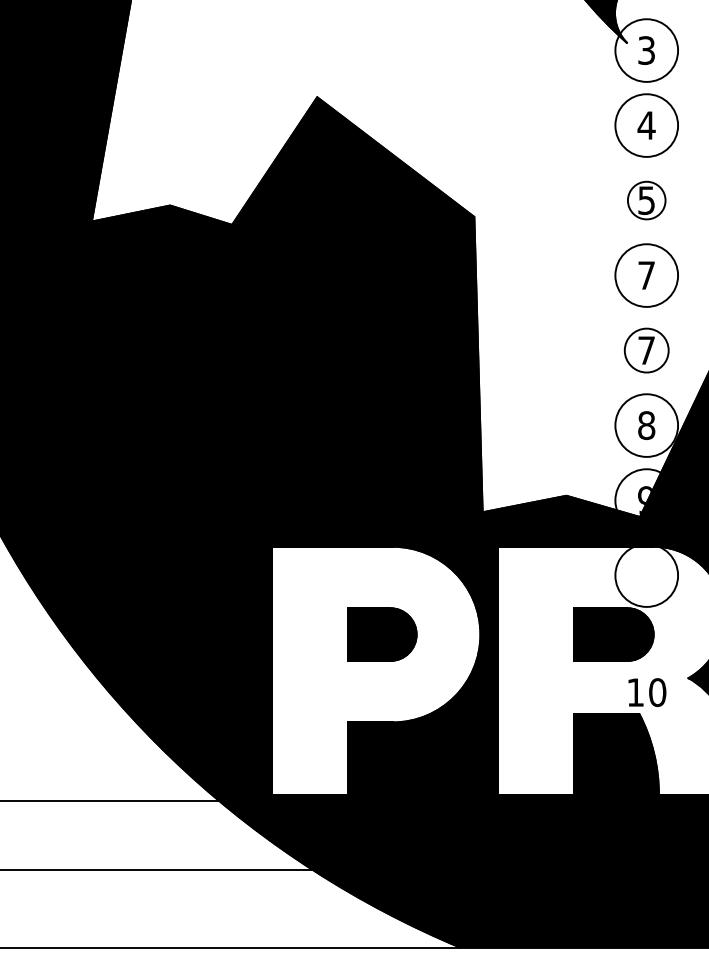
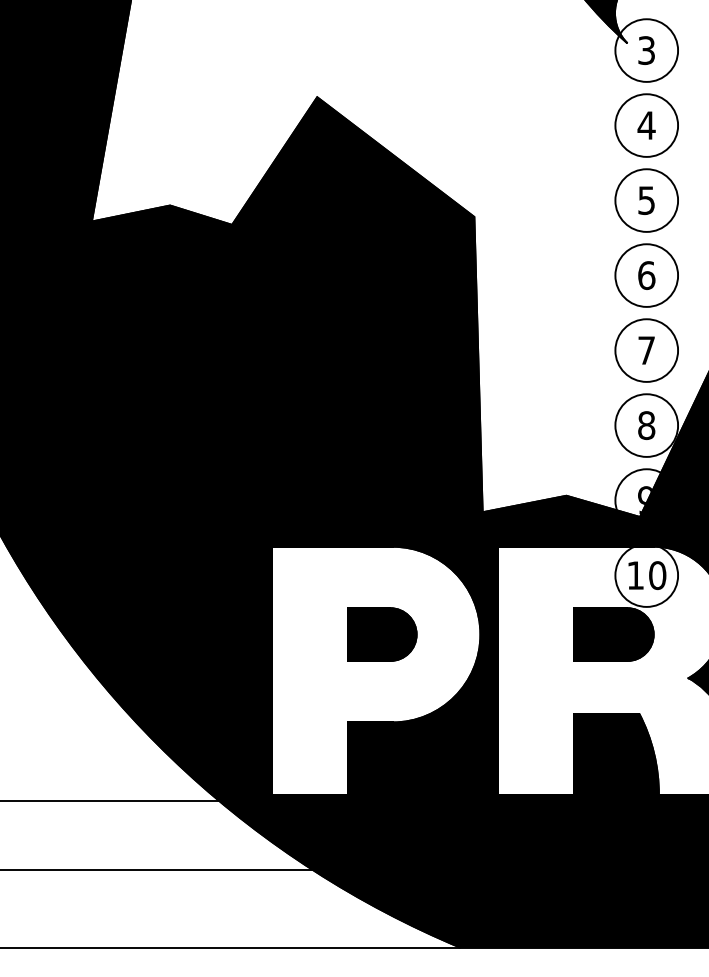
circle diameter: 38 px -> 63 px (646, 200)
text: 7 -> 6 (646, 275)
circle diameter: 44 px -> 63 px (646, 350)
text position: (647, 692) -> (647, 575) (647, 575)
